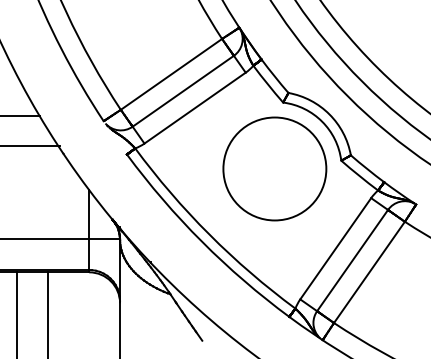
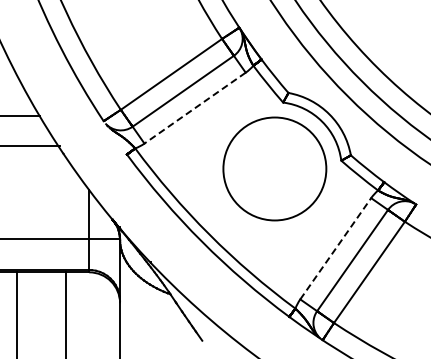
line: solid -> dashed (195, 108)
line: solid -> dashed (335, 248)
line position: (48, 313) -> (66, 313) (66, 313)
